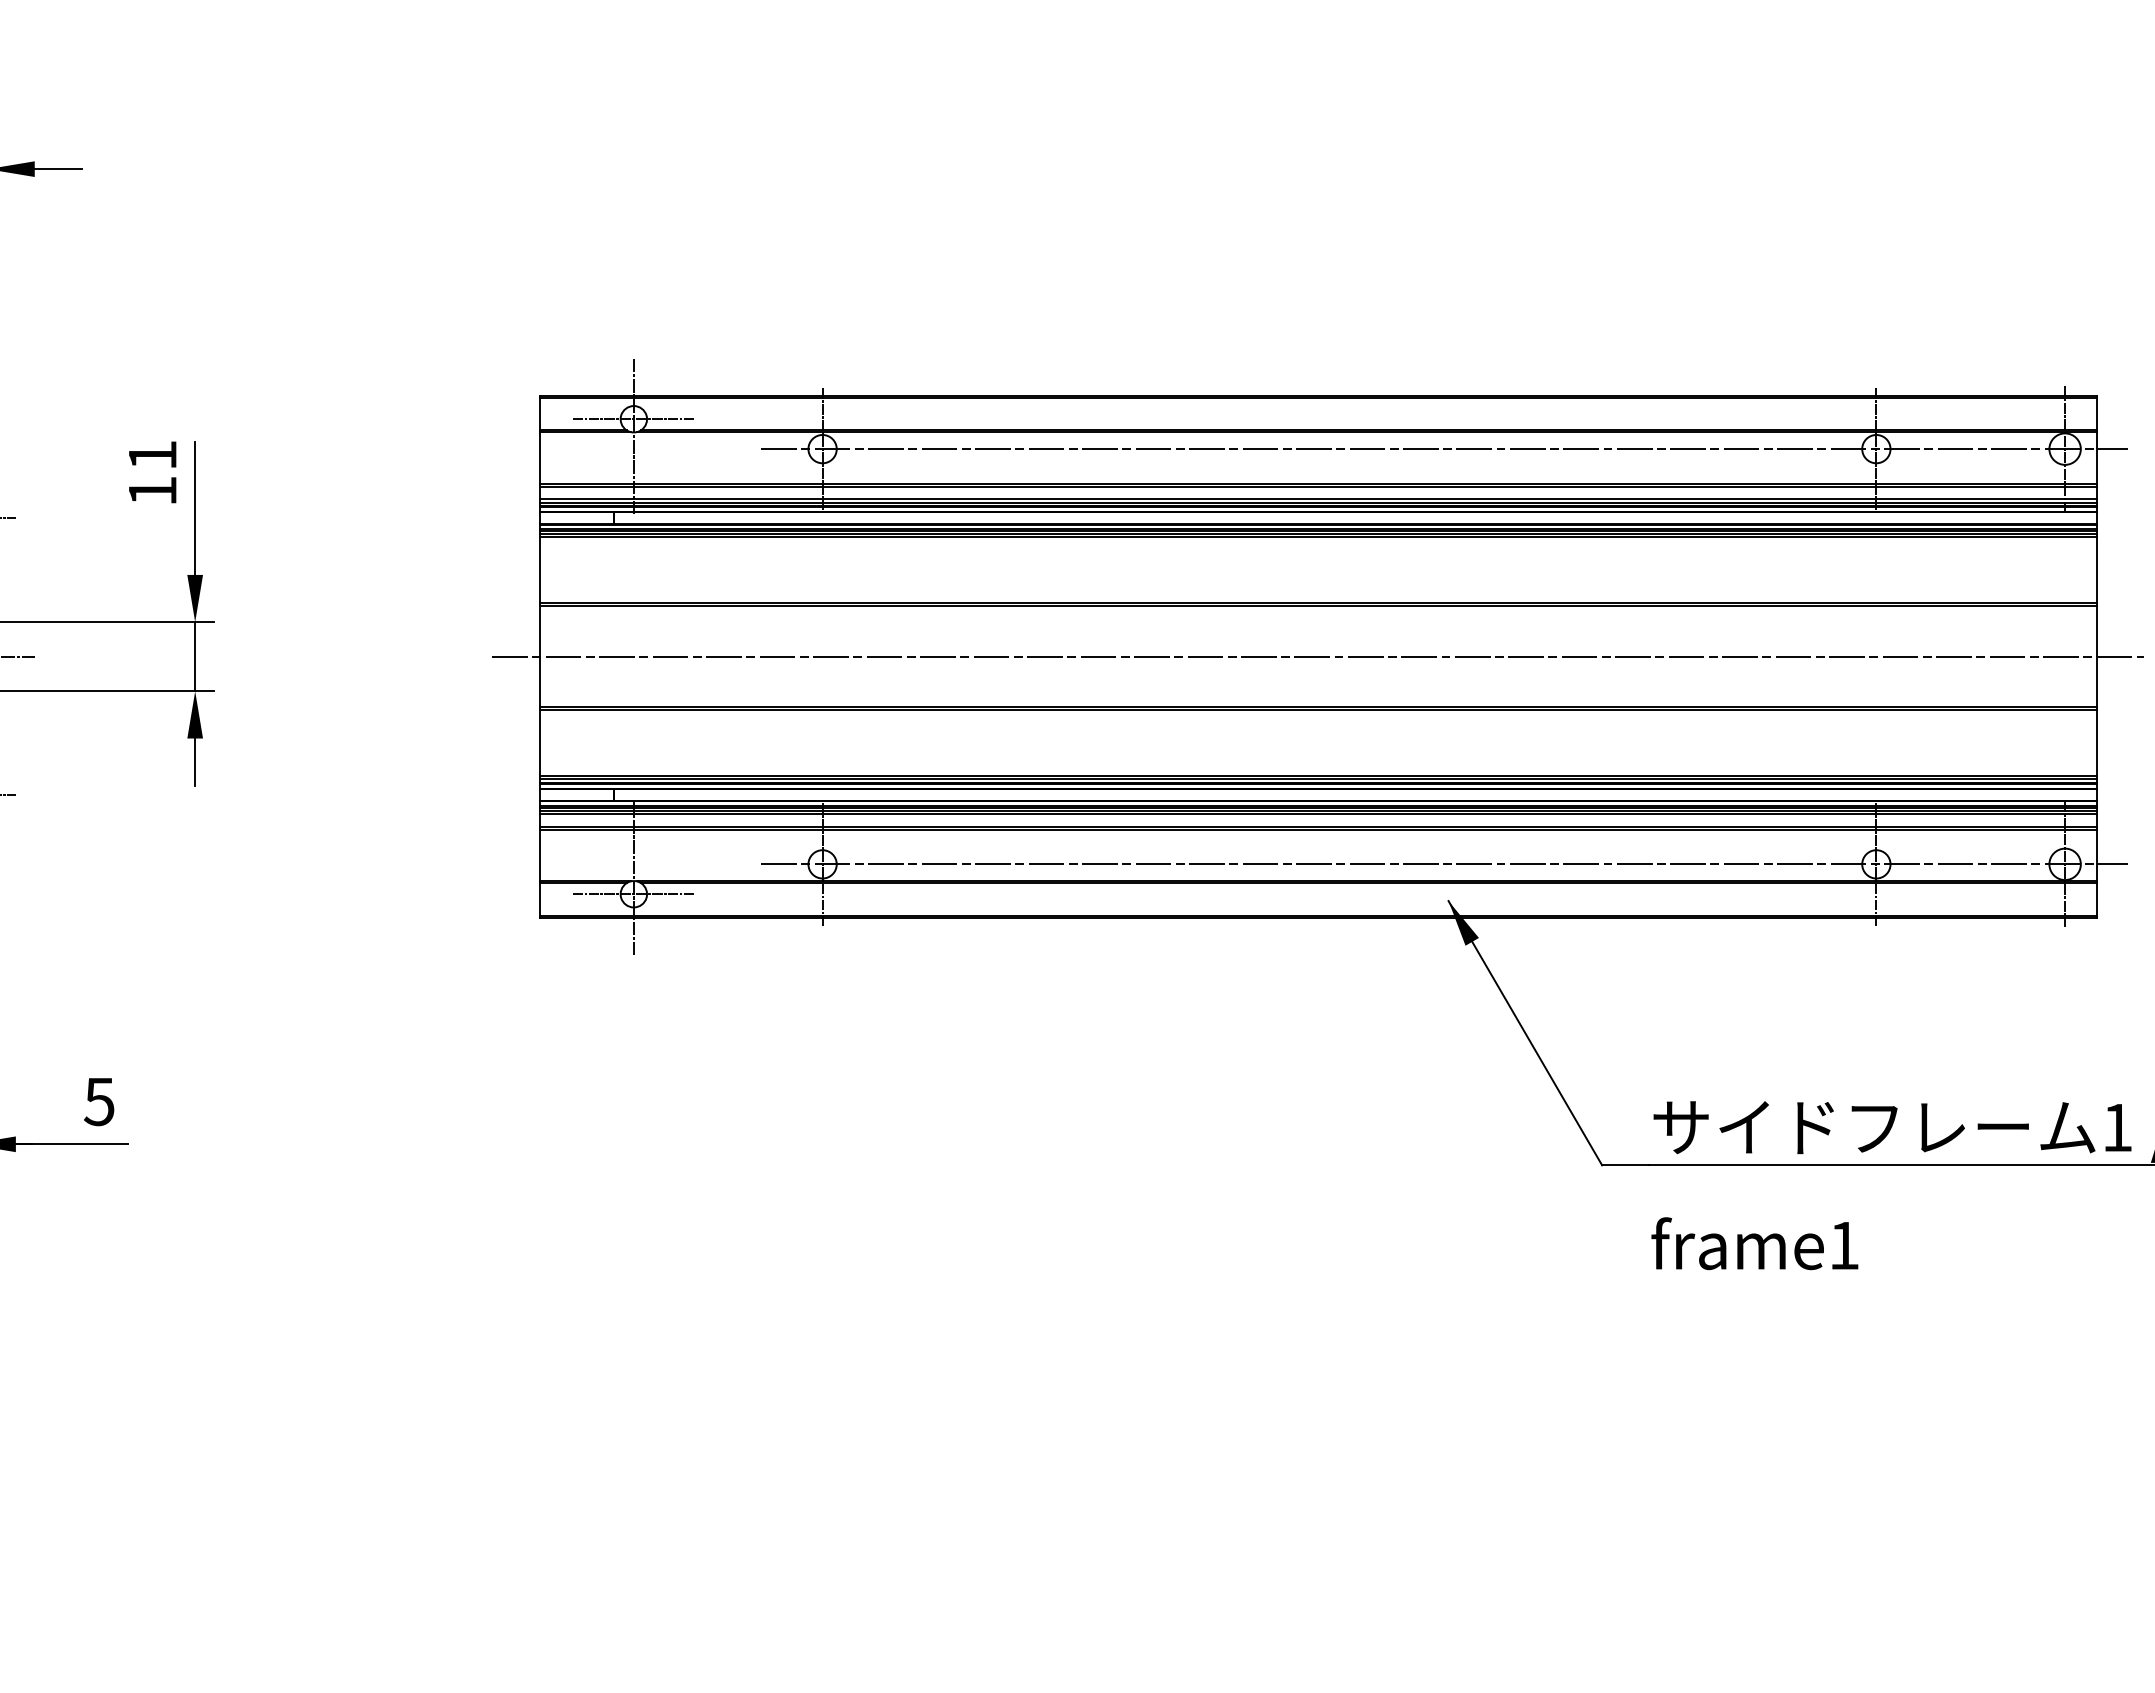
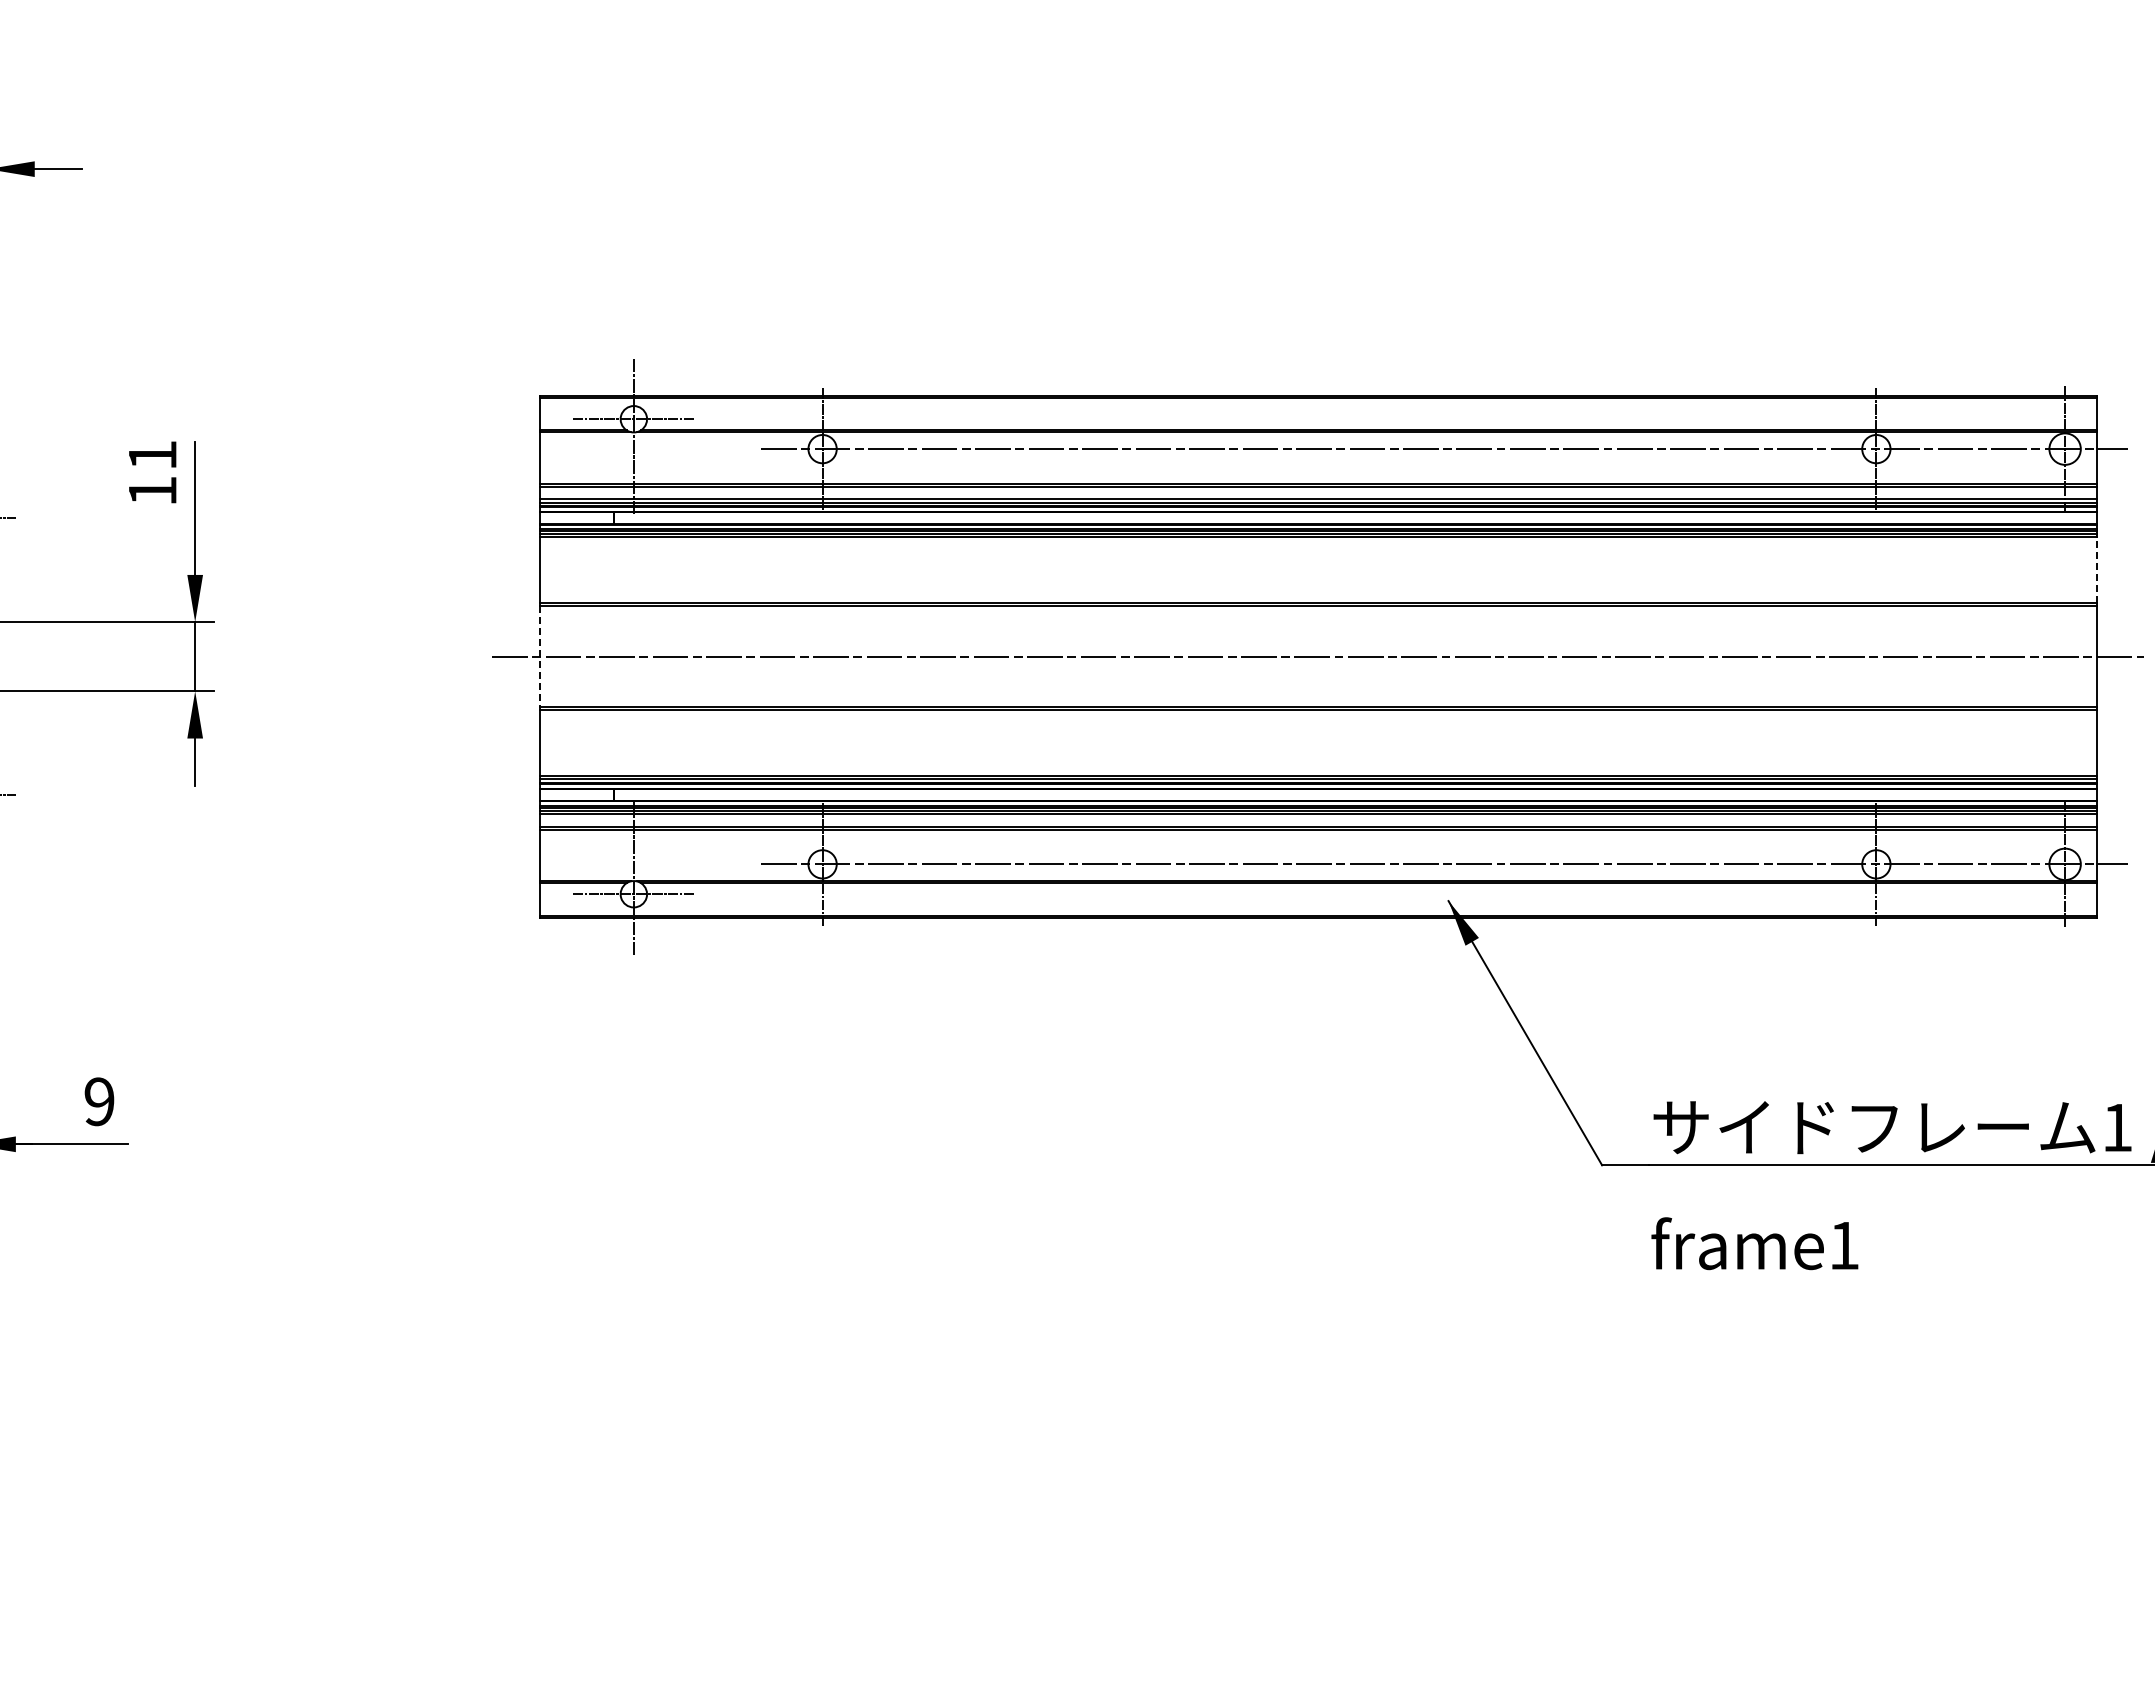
line: solid -> dashed (2096, 569)
line: present -> none (18, 656)
line: solid -> dashed (539, 657)
text: 5 -> 9 (99, 1101)
